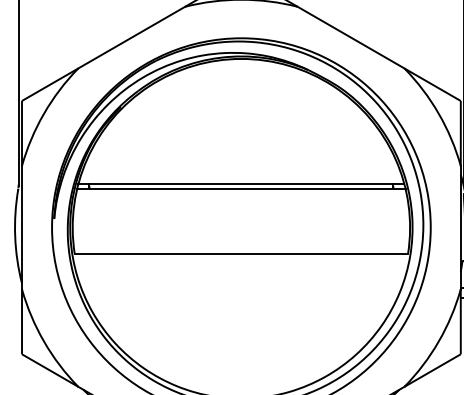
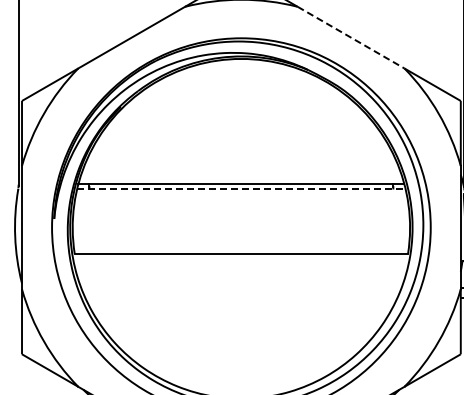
line: solid -> dashed (351, 37)
line: solid -> dashed (241, 188)
